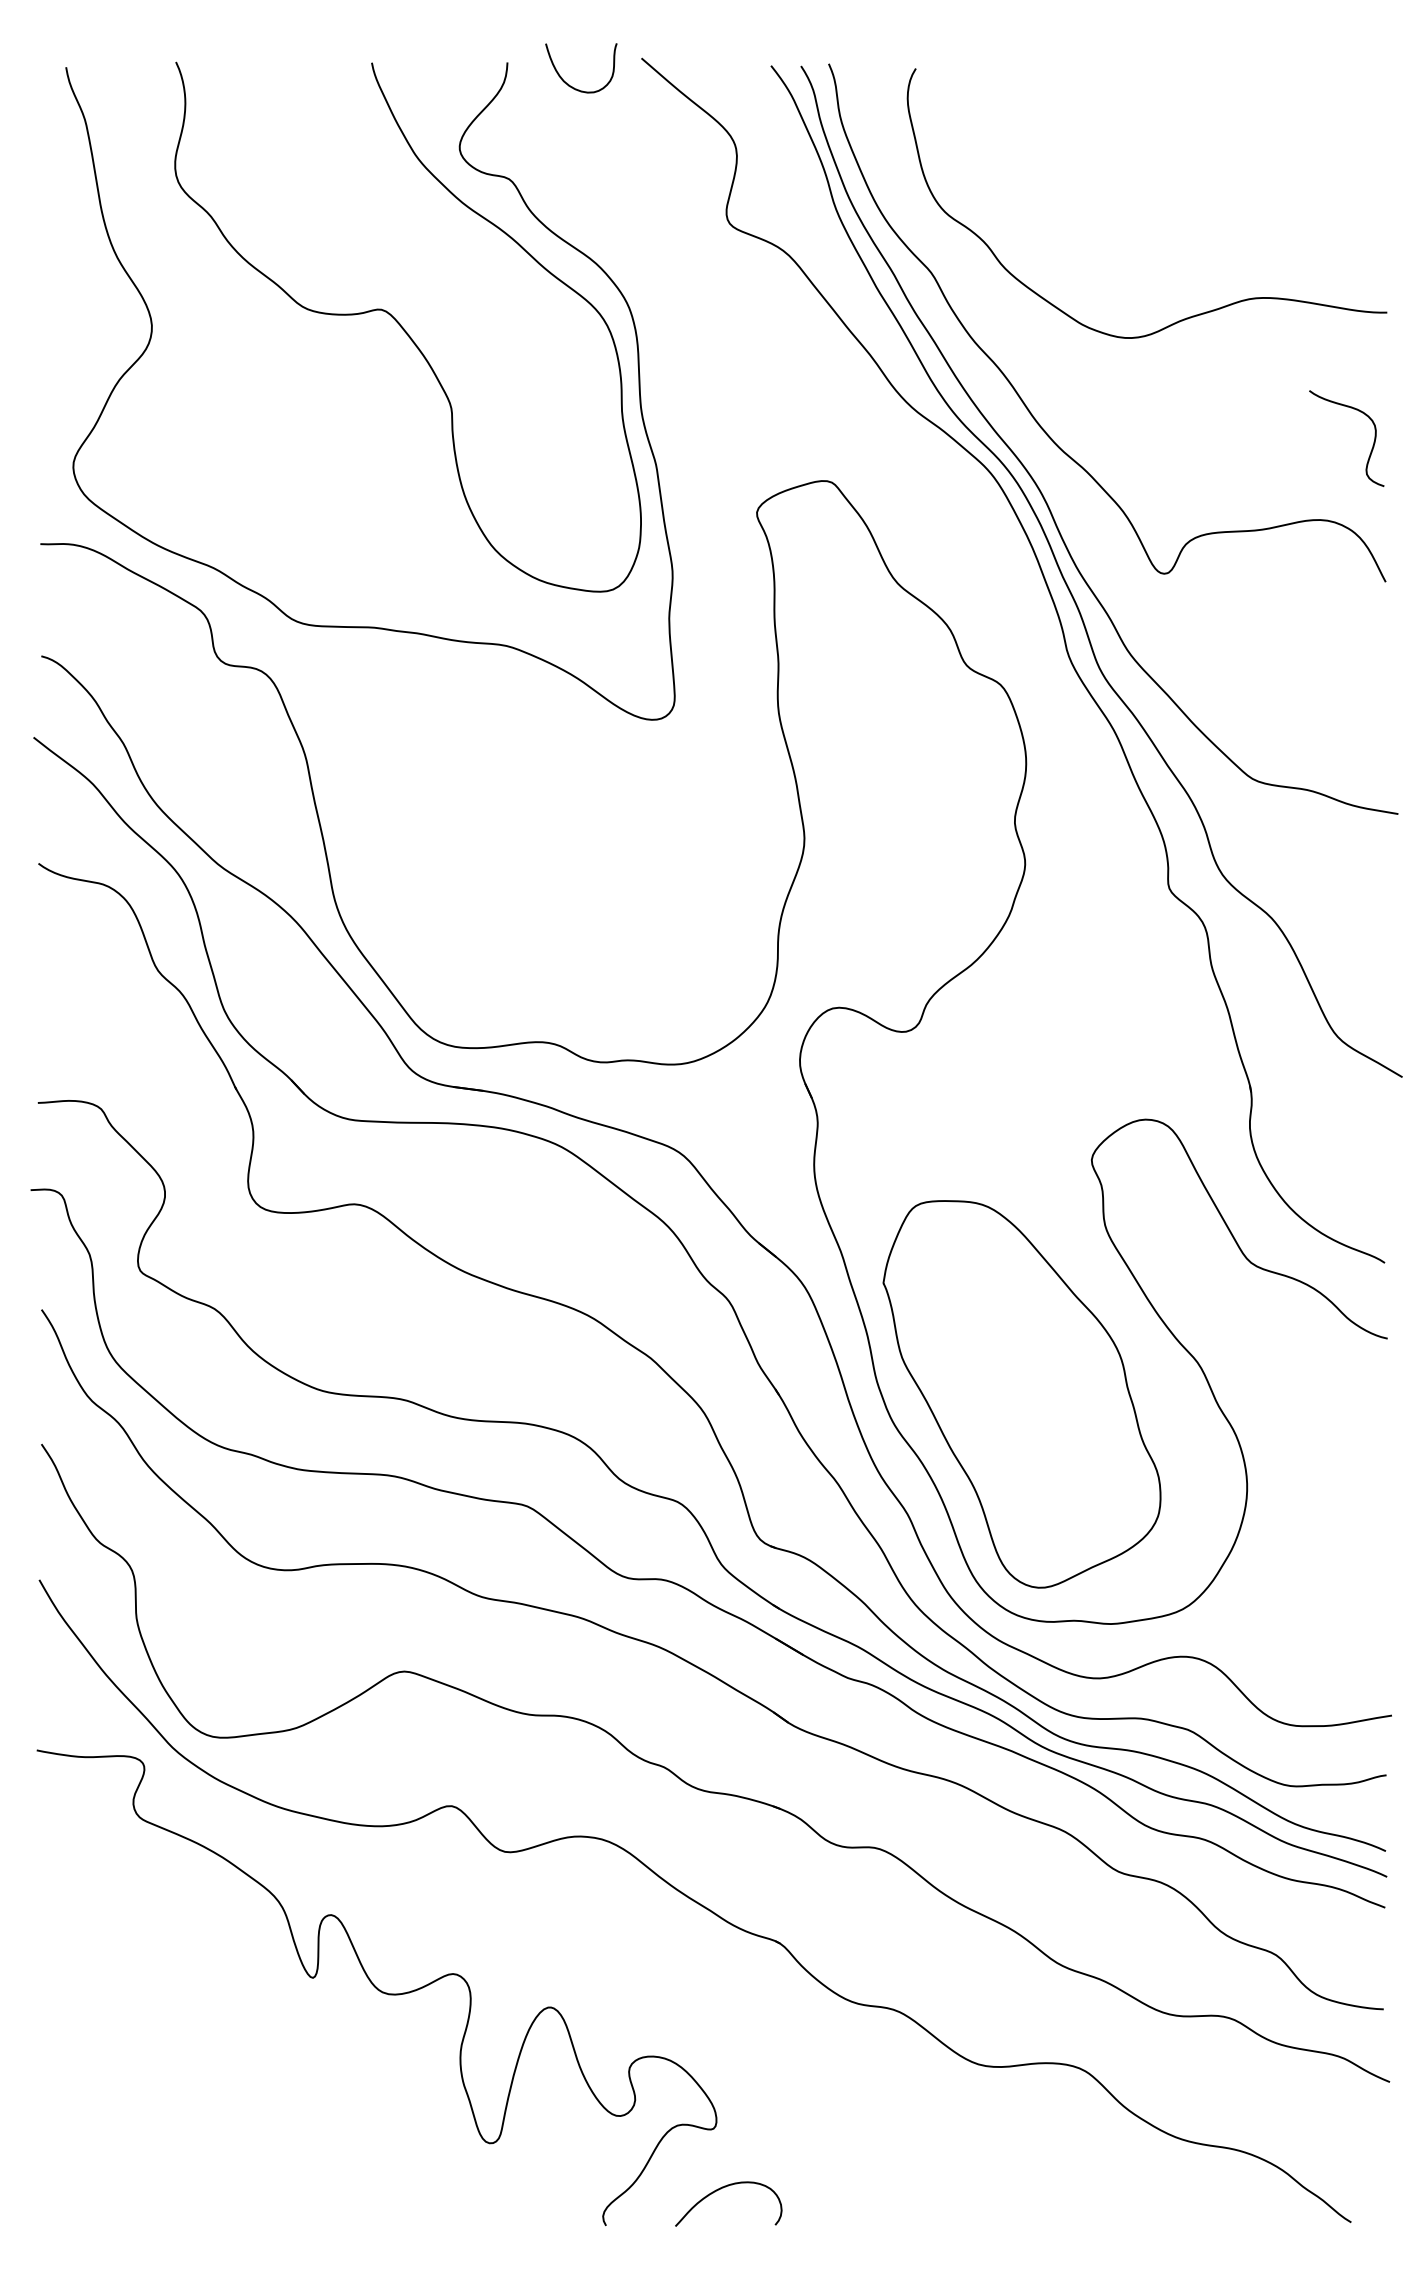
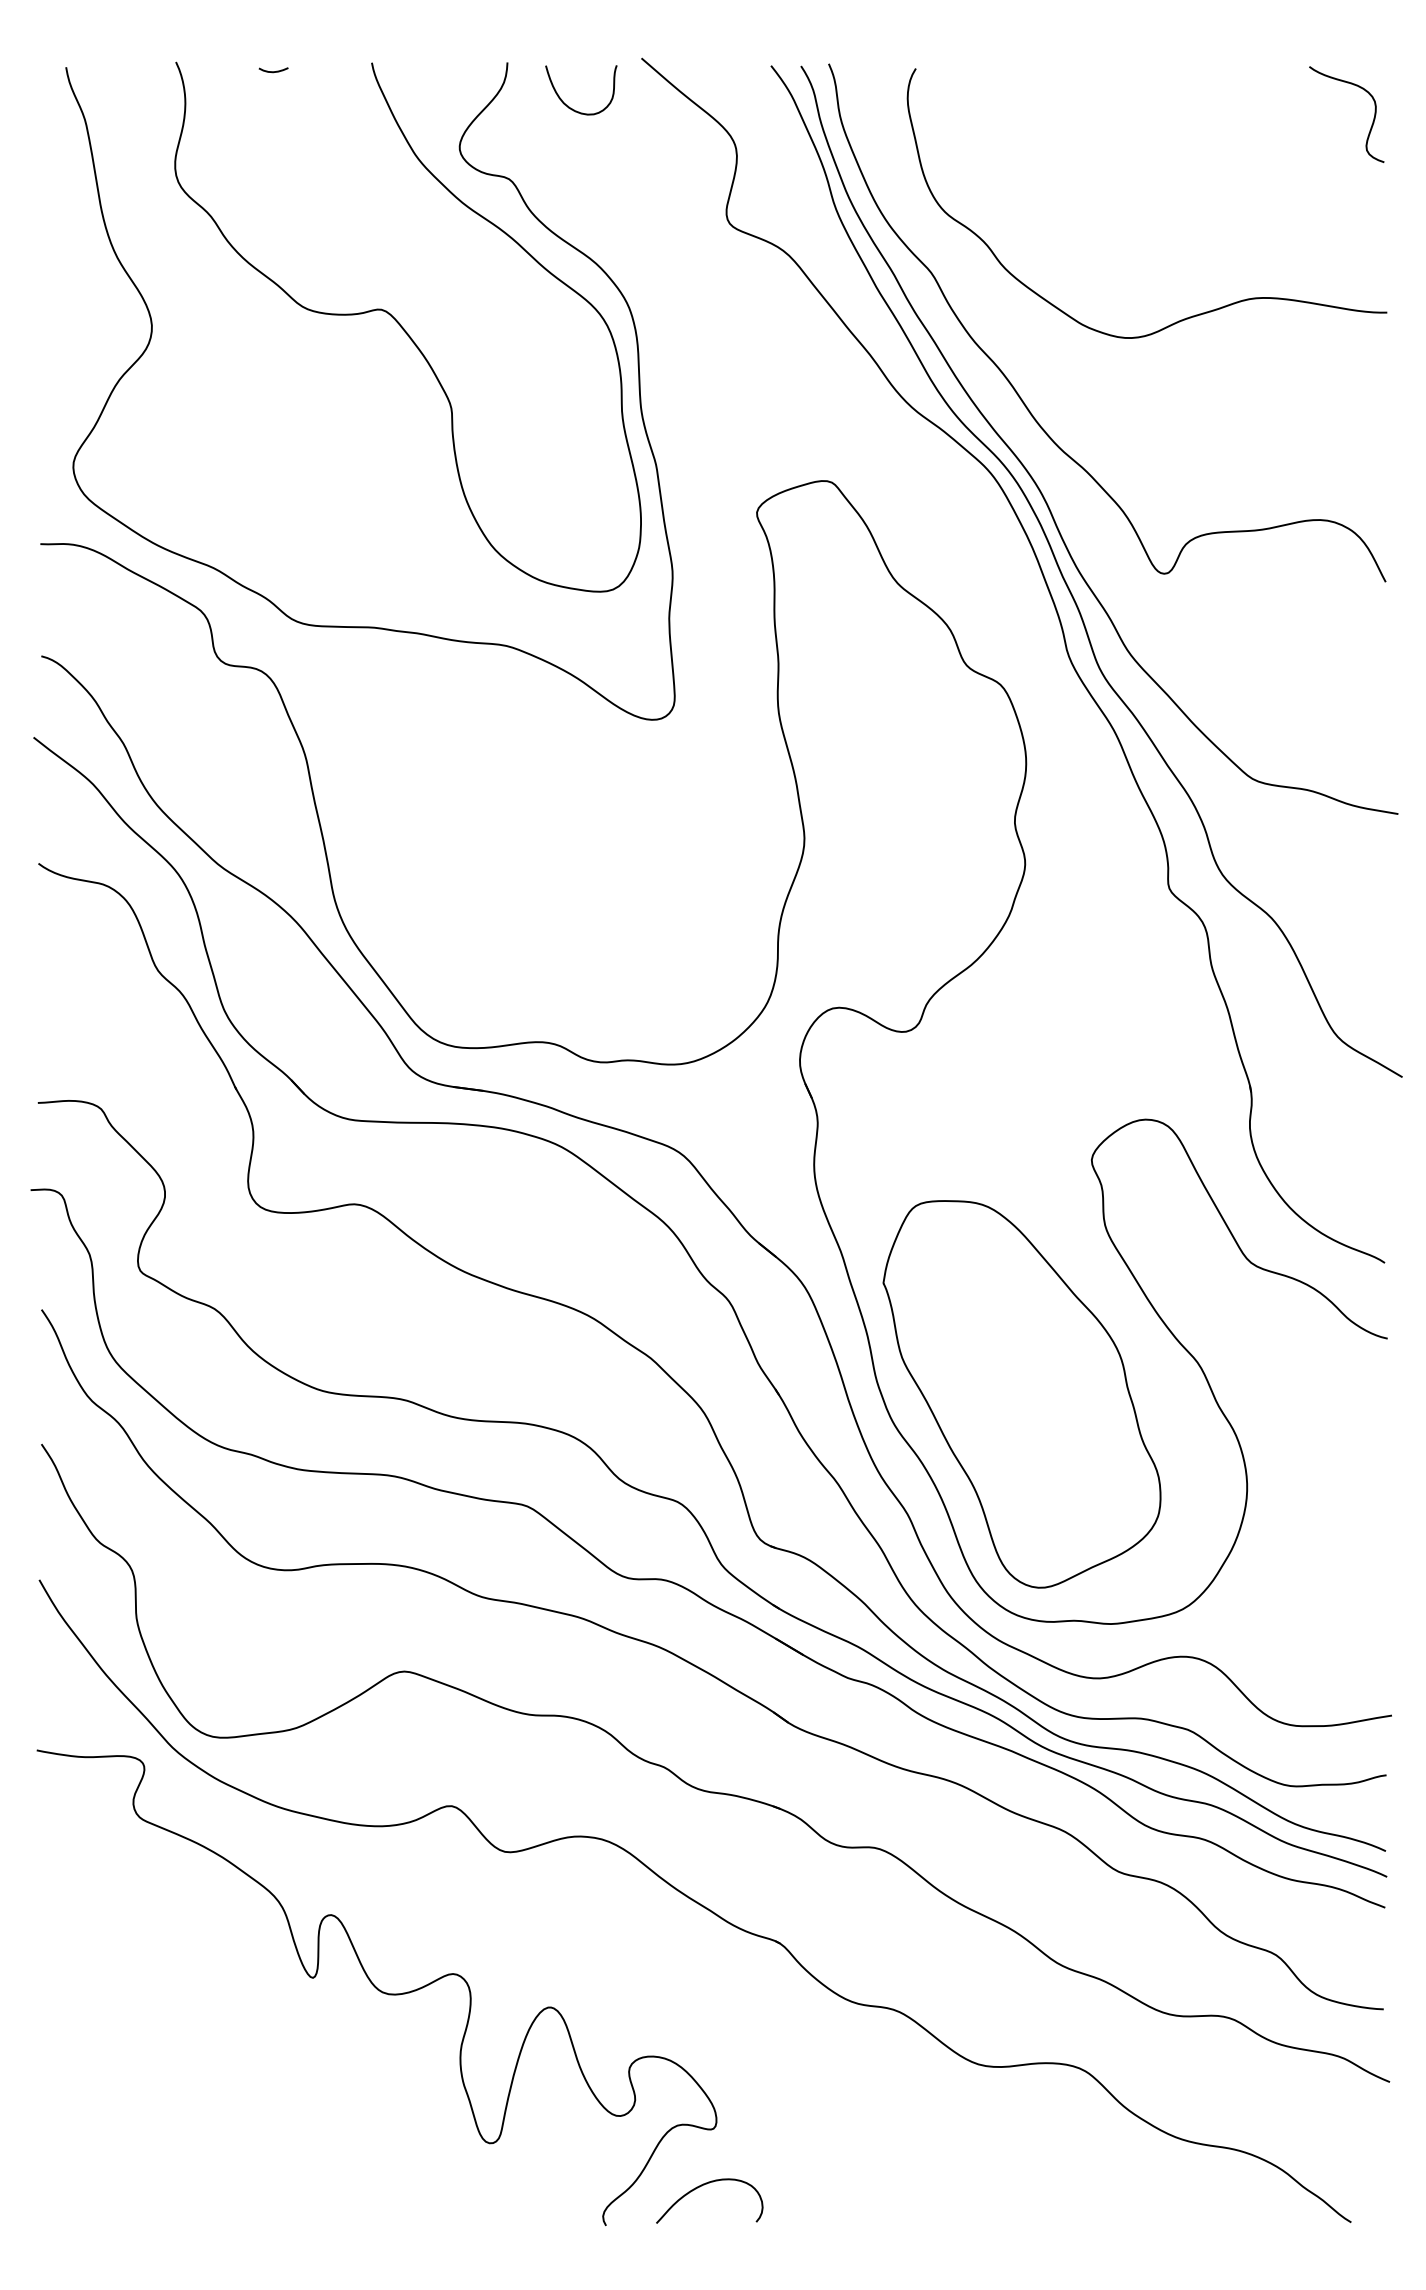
curve: none -> present (273, 71)
curve position: (568, 83) -> (568, 105) (568, 105)
curve position: (1372, 445) -> (1372, 121) (1372, 121)
curve position: (721, 2189) -> (702, 2186) (702, 2186)
